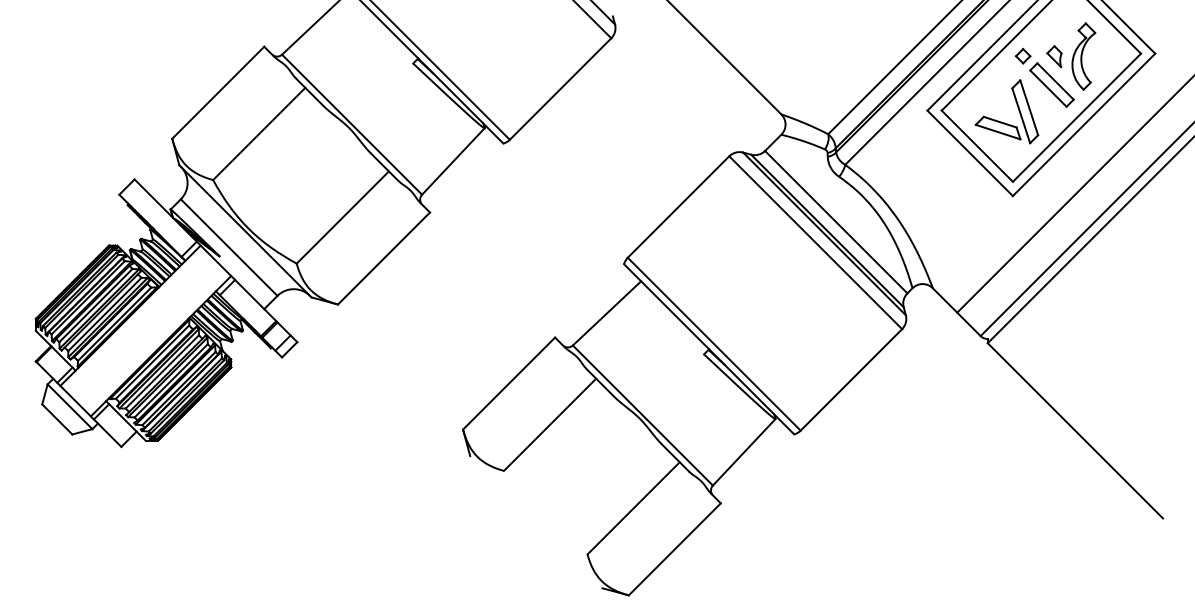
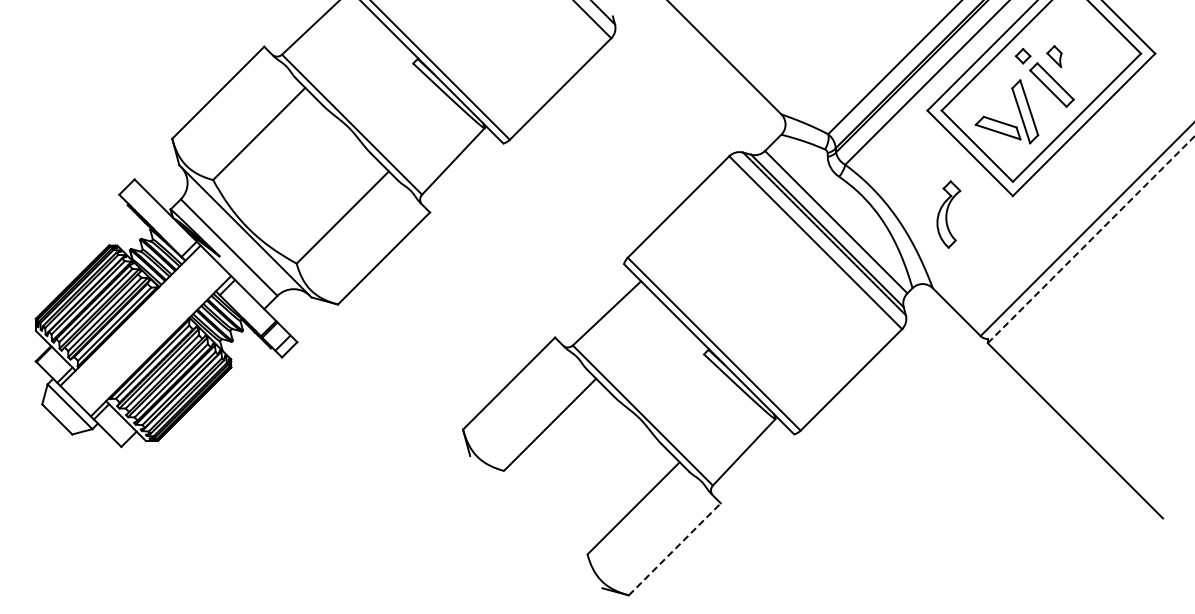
part position: (1083, 56) -> (948, 214) (948, 214)
line: present -> none (1074, 195)
line: solid -> dashed (1091, 239)
line: solid -> dashed (675, 549)
